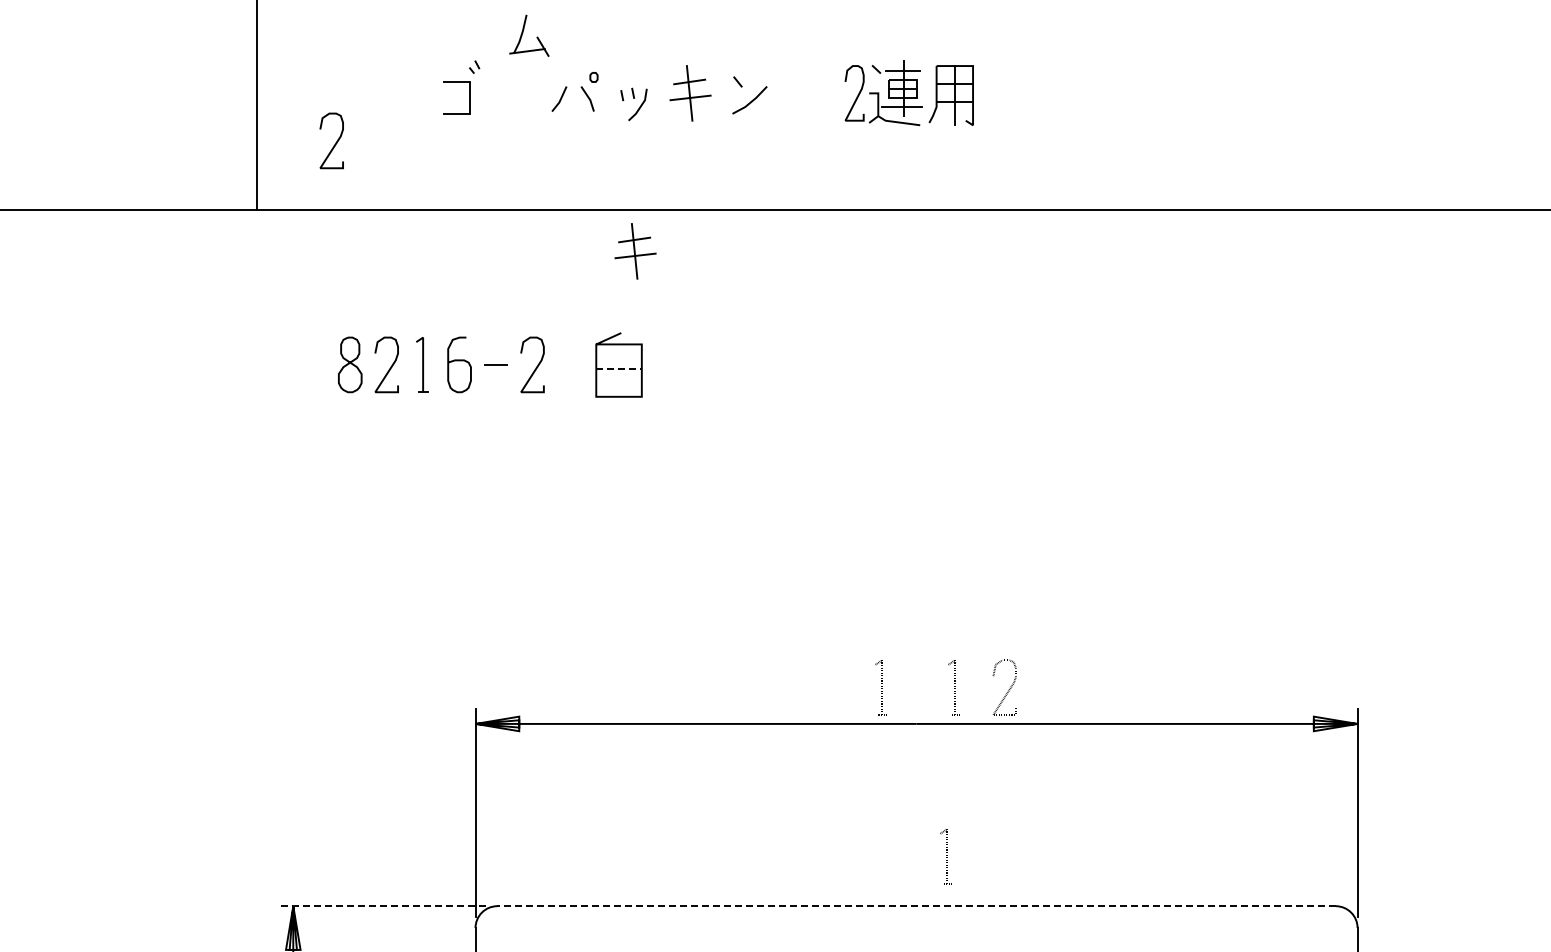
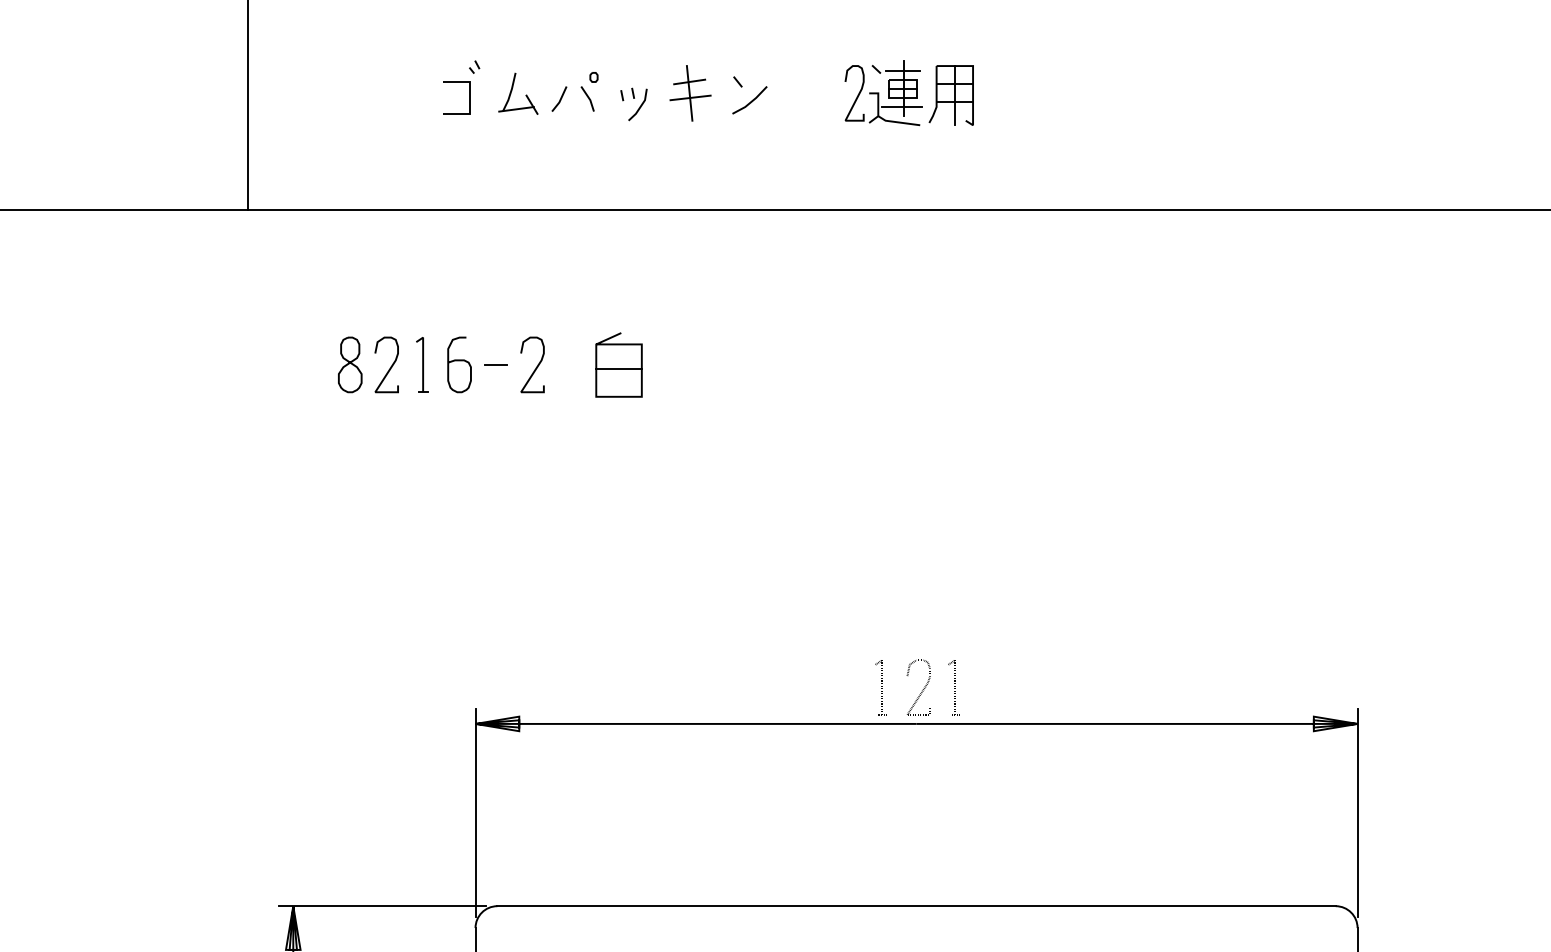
part position: (523, 33) -> (512, 91) (512, 91)
line position: (256, 106) -> (247, 106) (247, 106)
curve: present -> none (335, 142)
part: present -> none (635, 251)
line: dashed -> solid (619, 369)
curve position: (1008, 689) -> (922, 689) (922, 689)
part: present -> none (945, 856)
line: dashed -> solid (382, 906)
line: dashed -> solid (916, 906)
